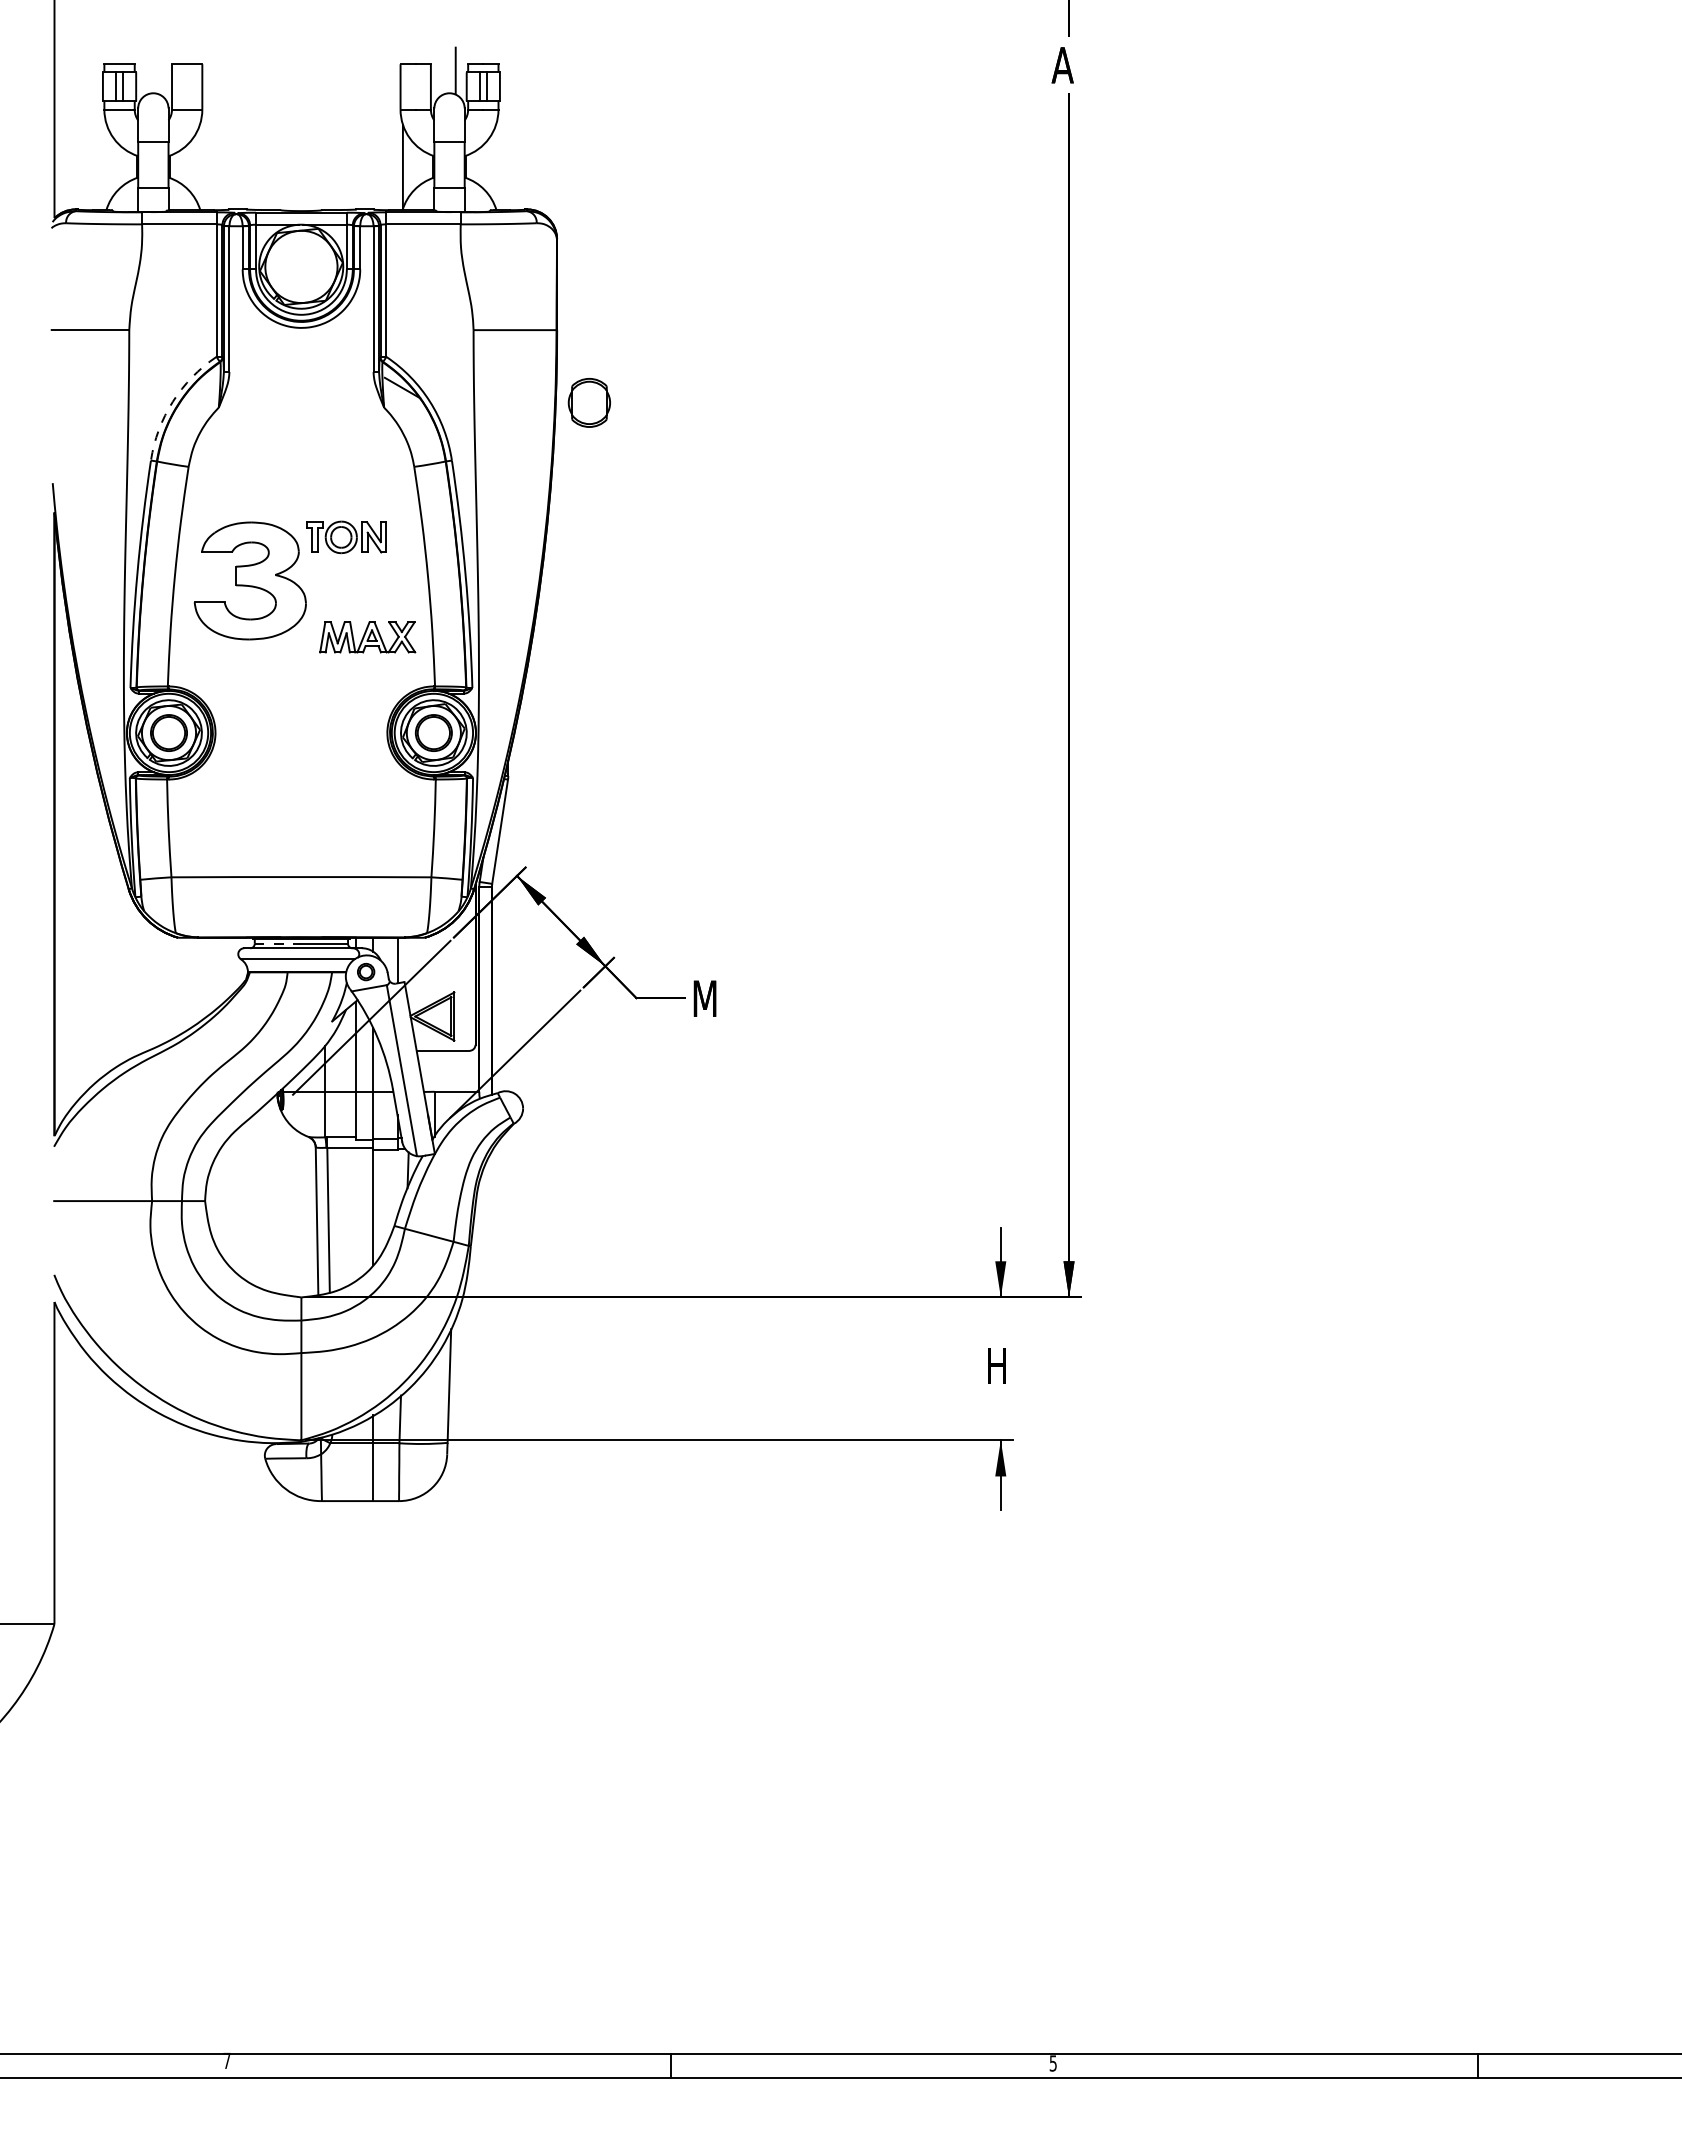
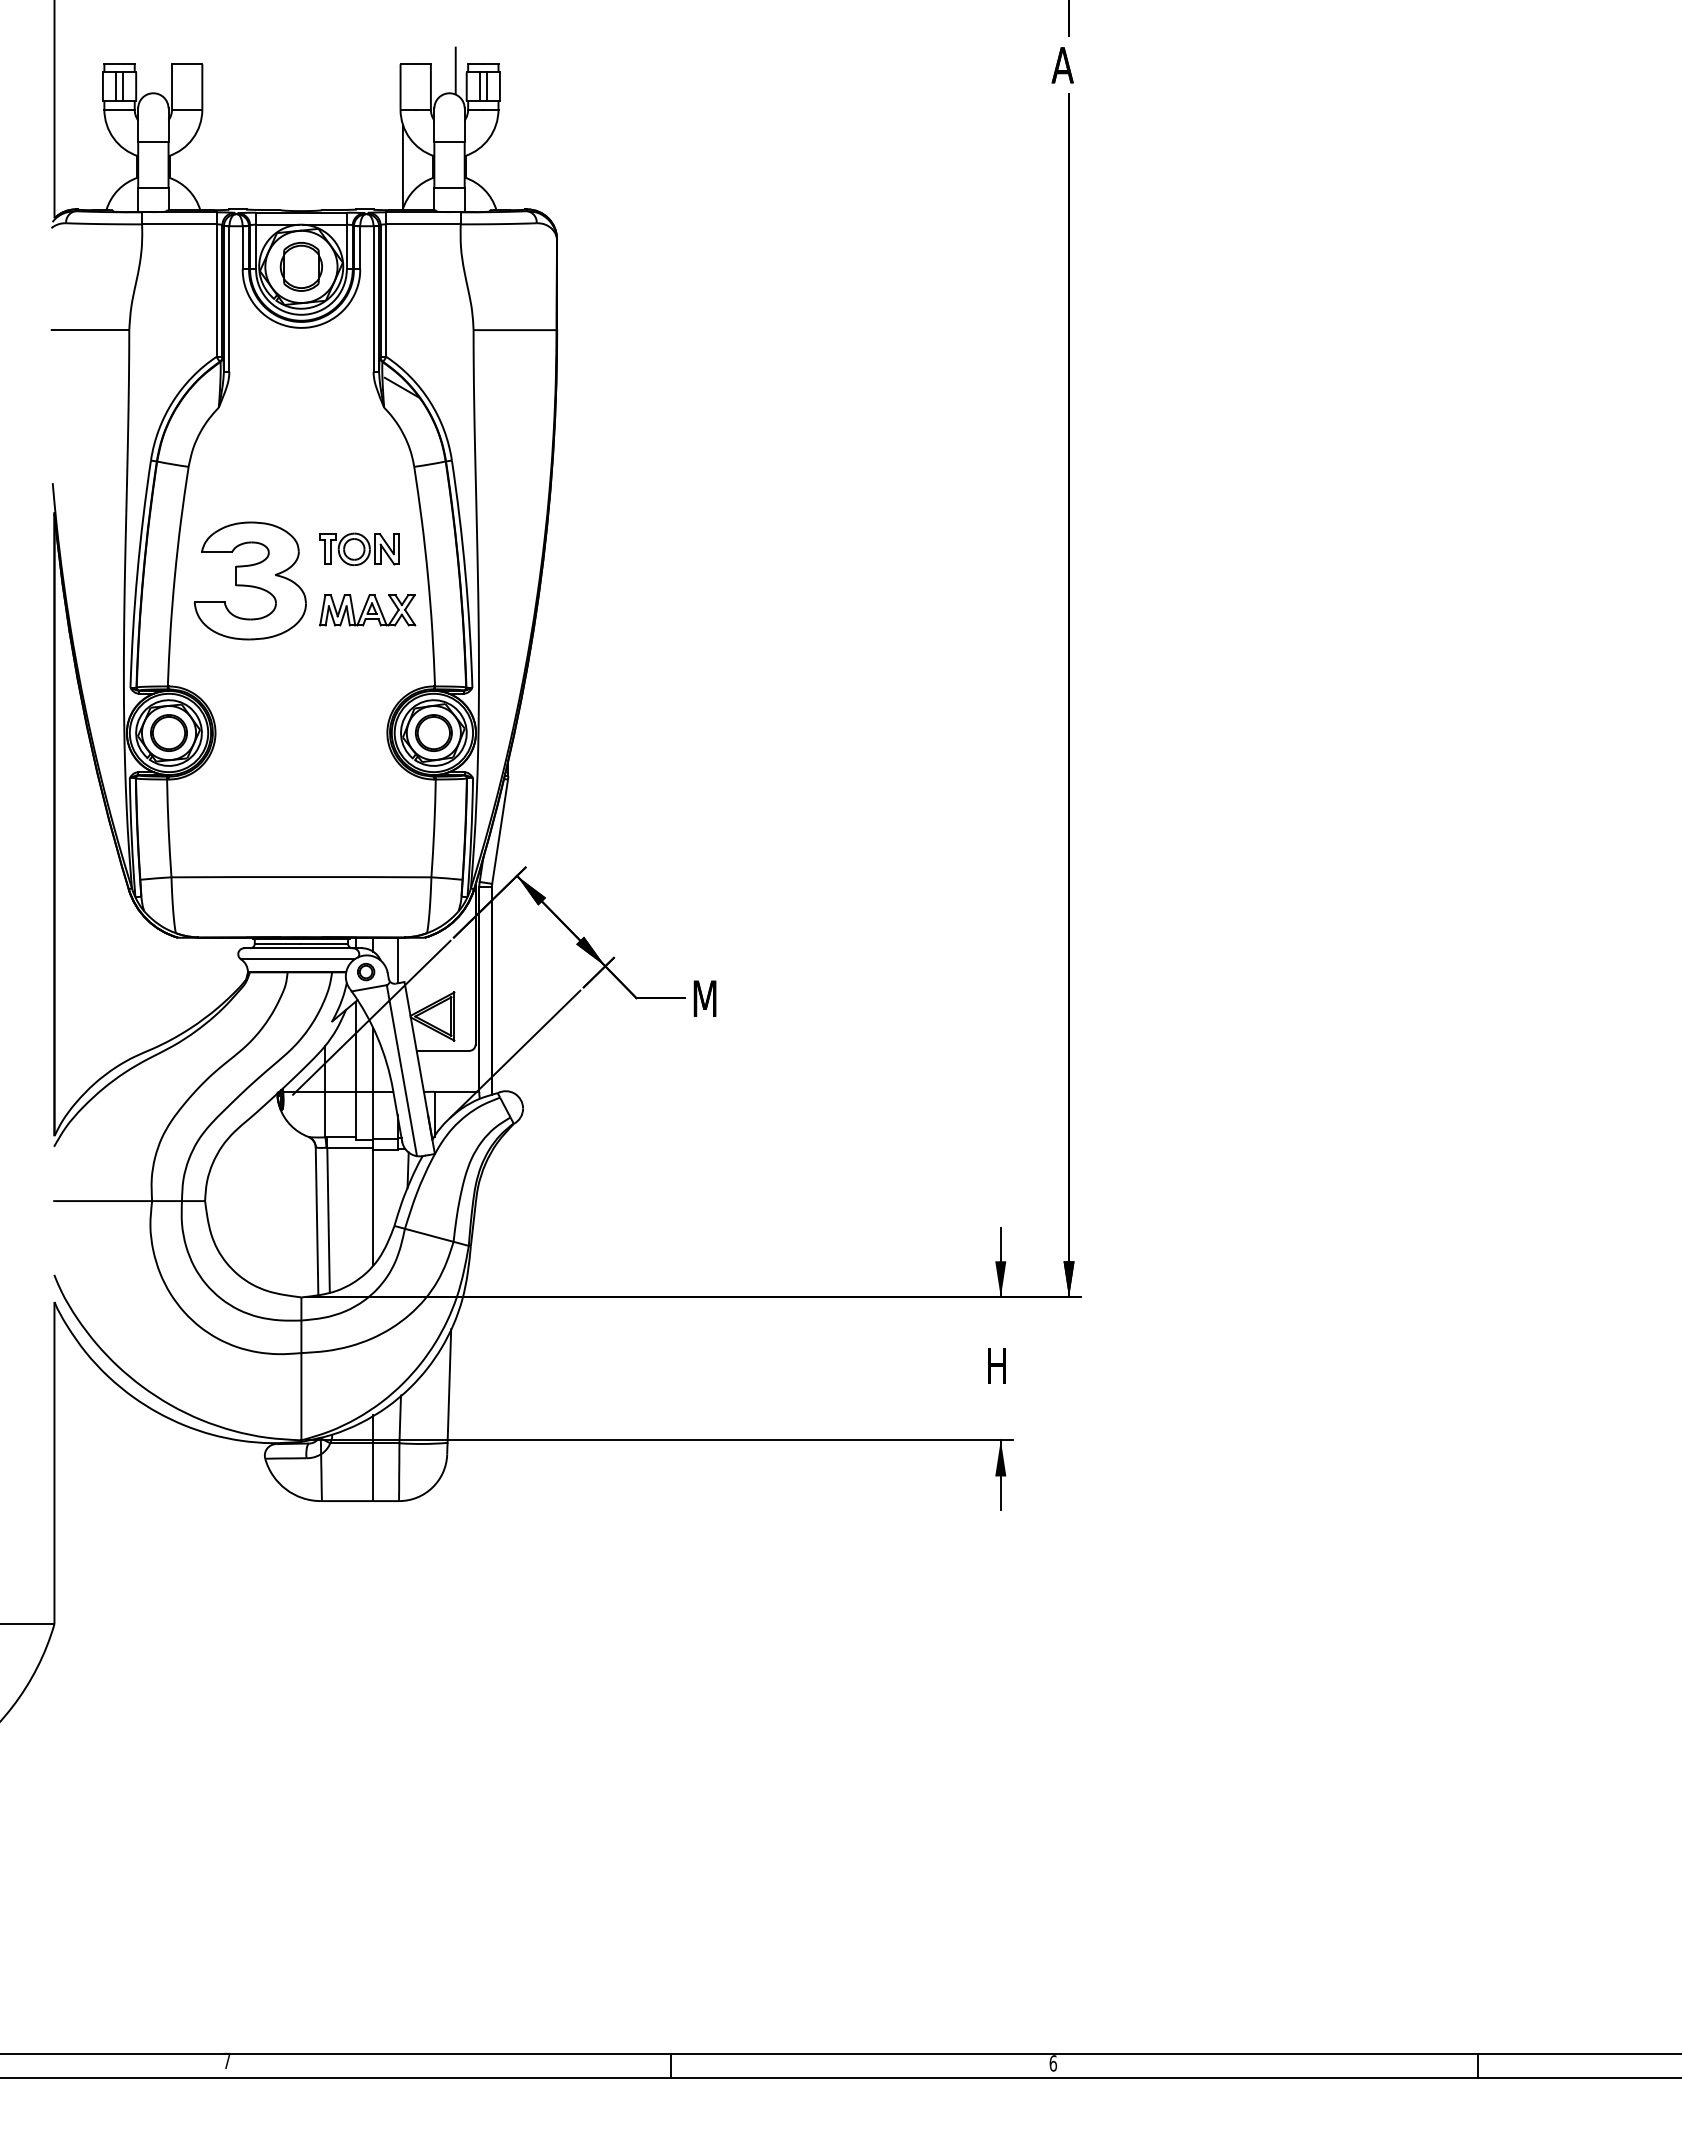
arc: dashed -> solid (172, 401)
part position: (588, 402) -> (300, 266) (300, 266)
part position: (346, 537) -> (359, 549) (359, 549)
part position: (367, 637) -> (367, 610) (367, 610)
line: dashed -> solid (278, 943)
text: 5 -> 6 (1053, 2063)
